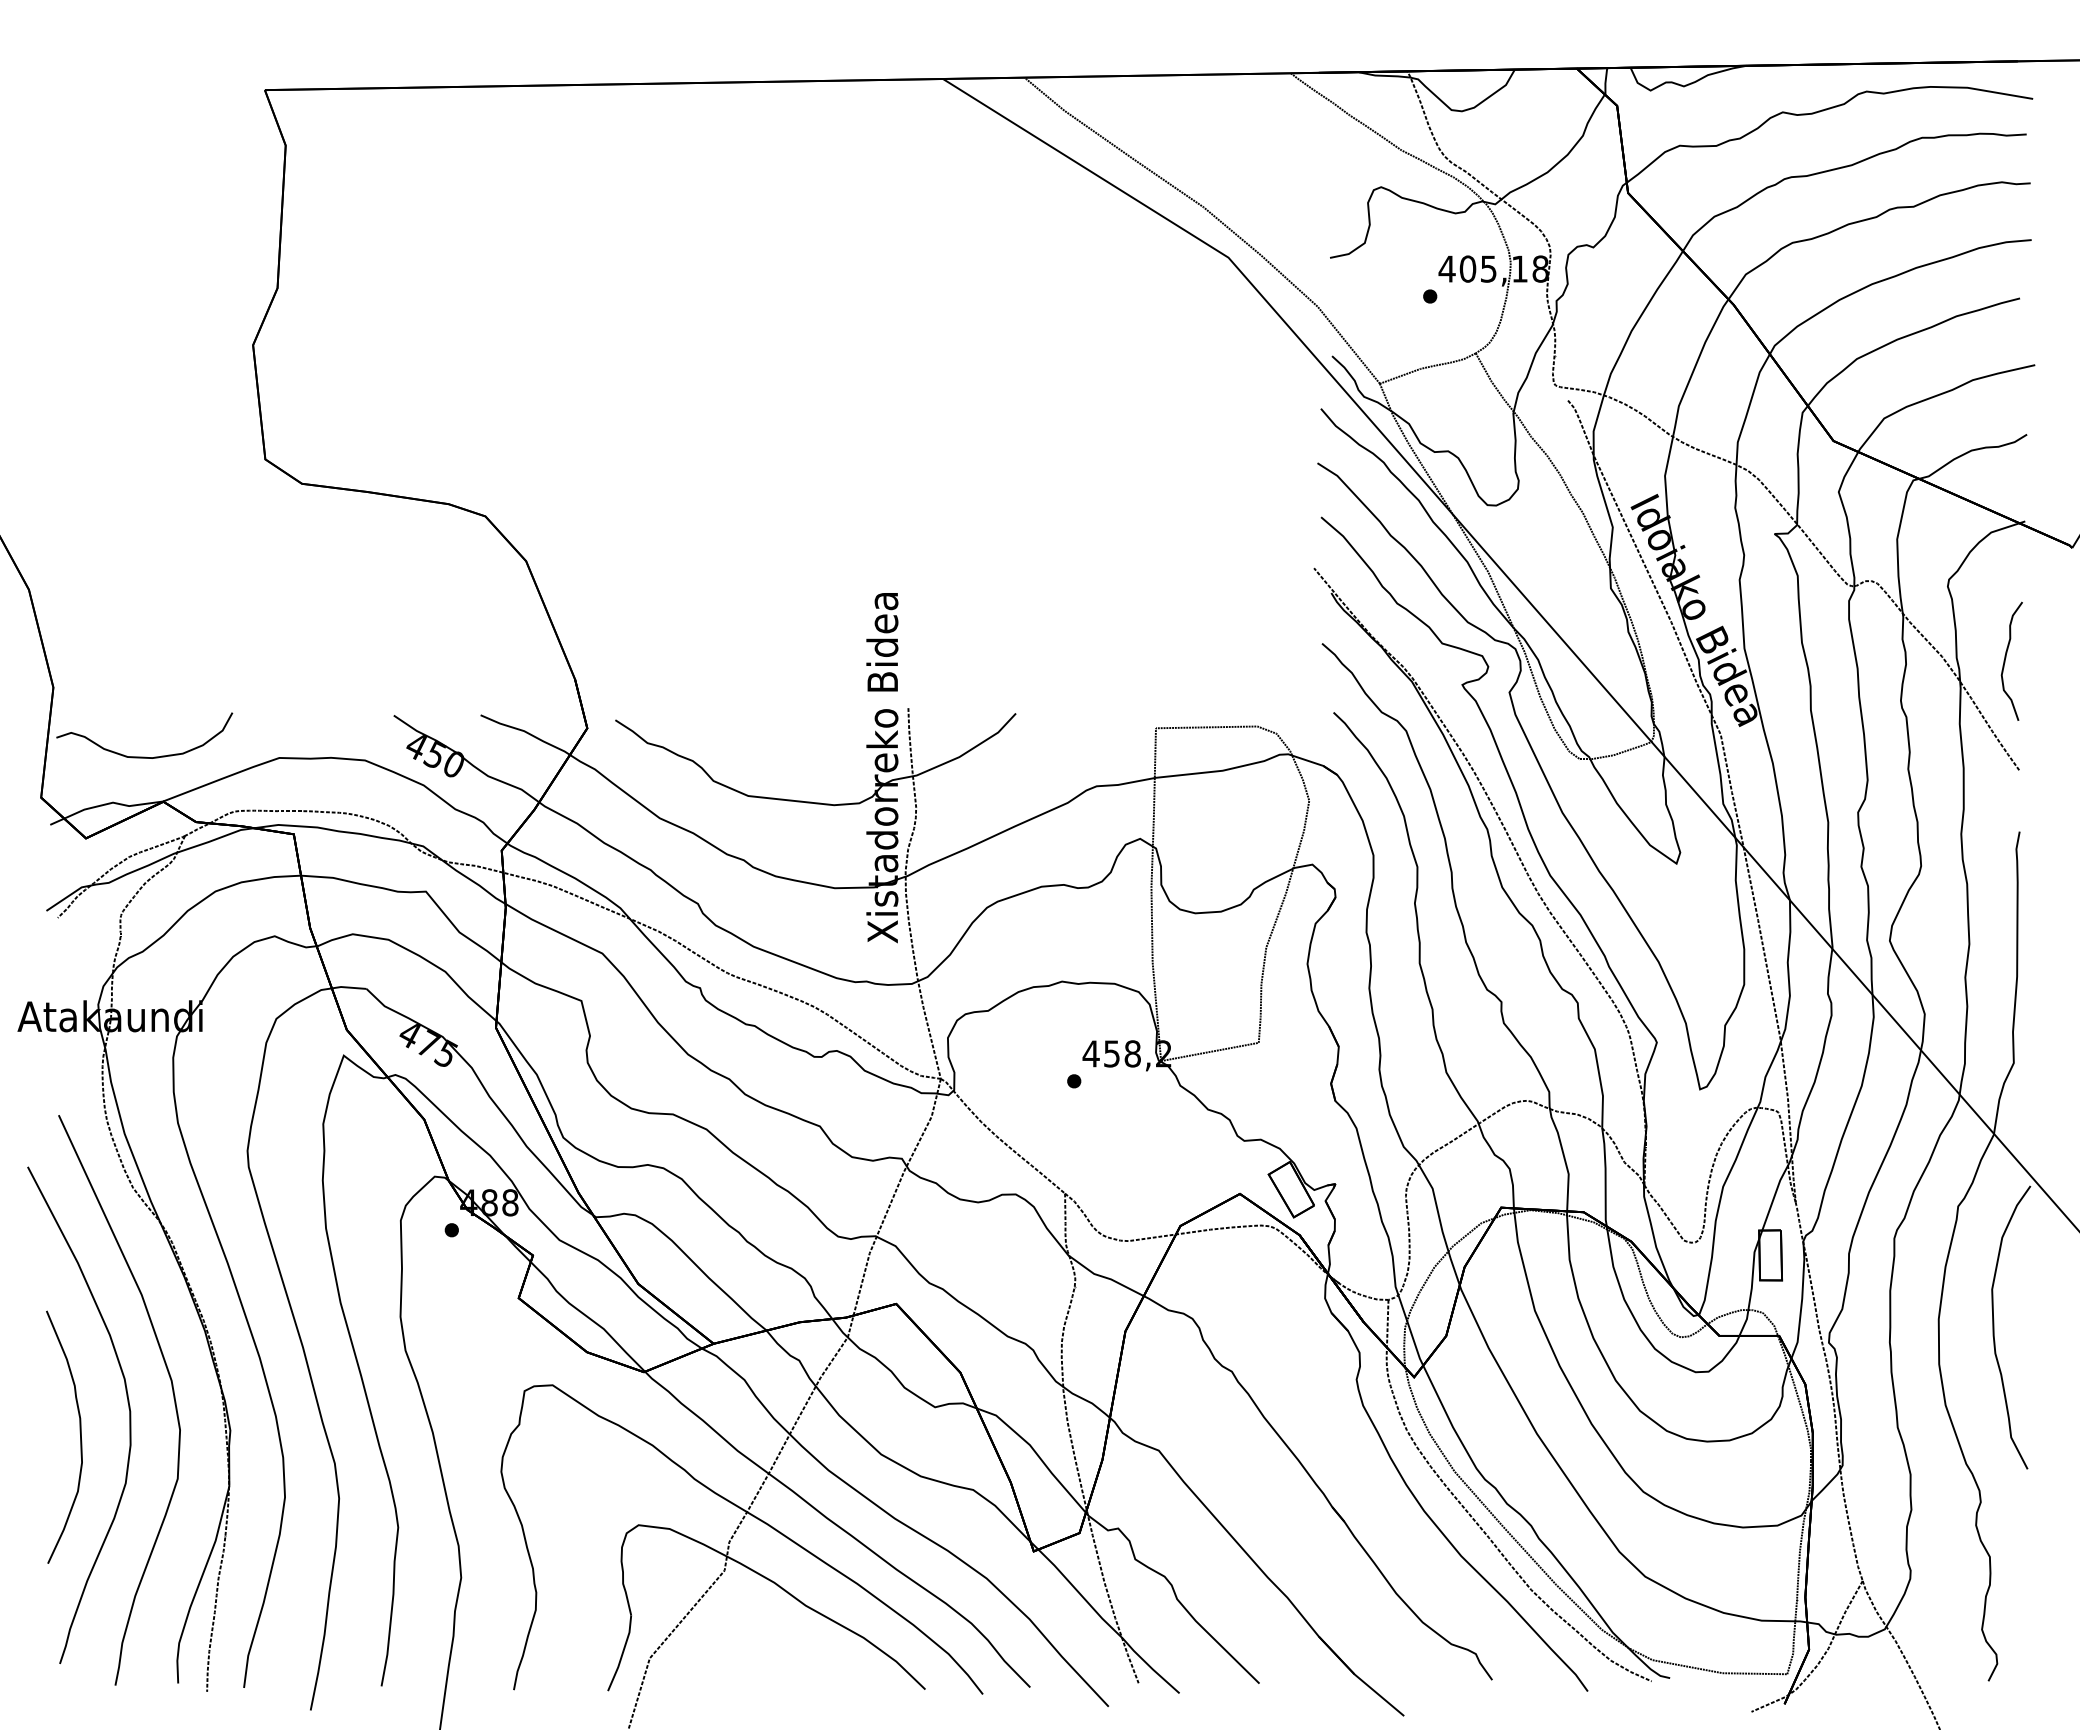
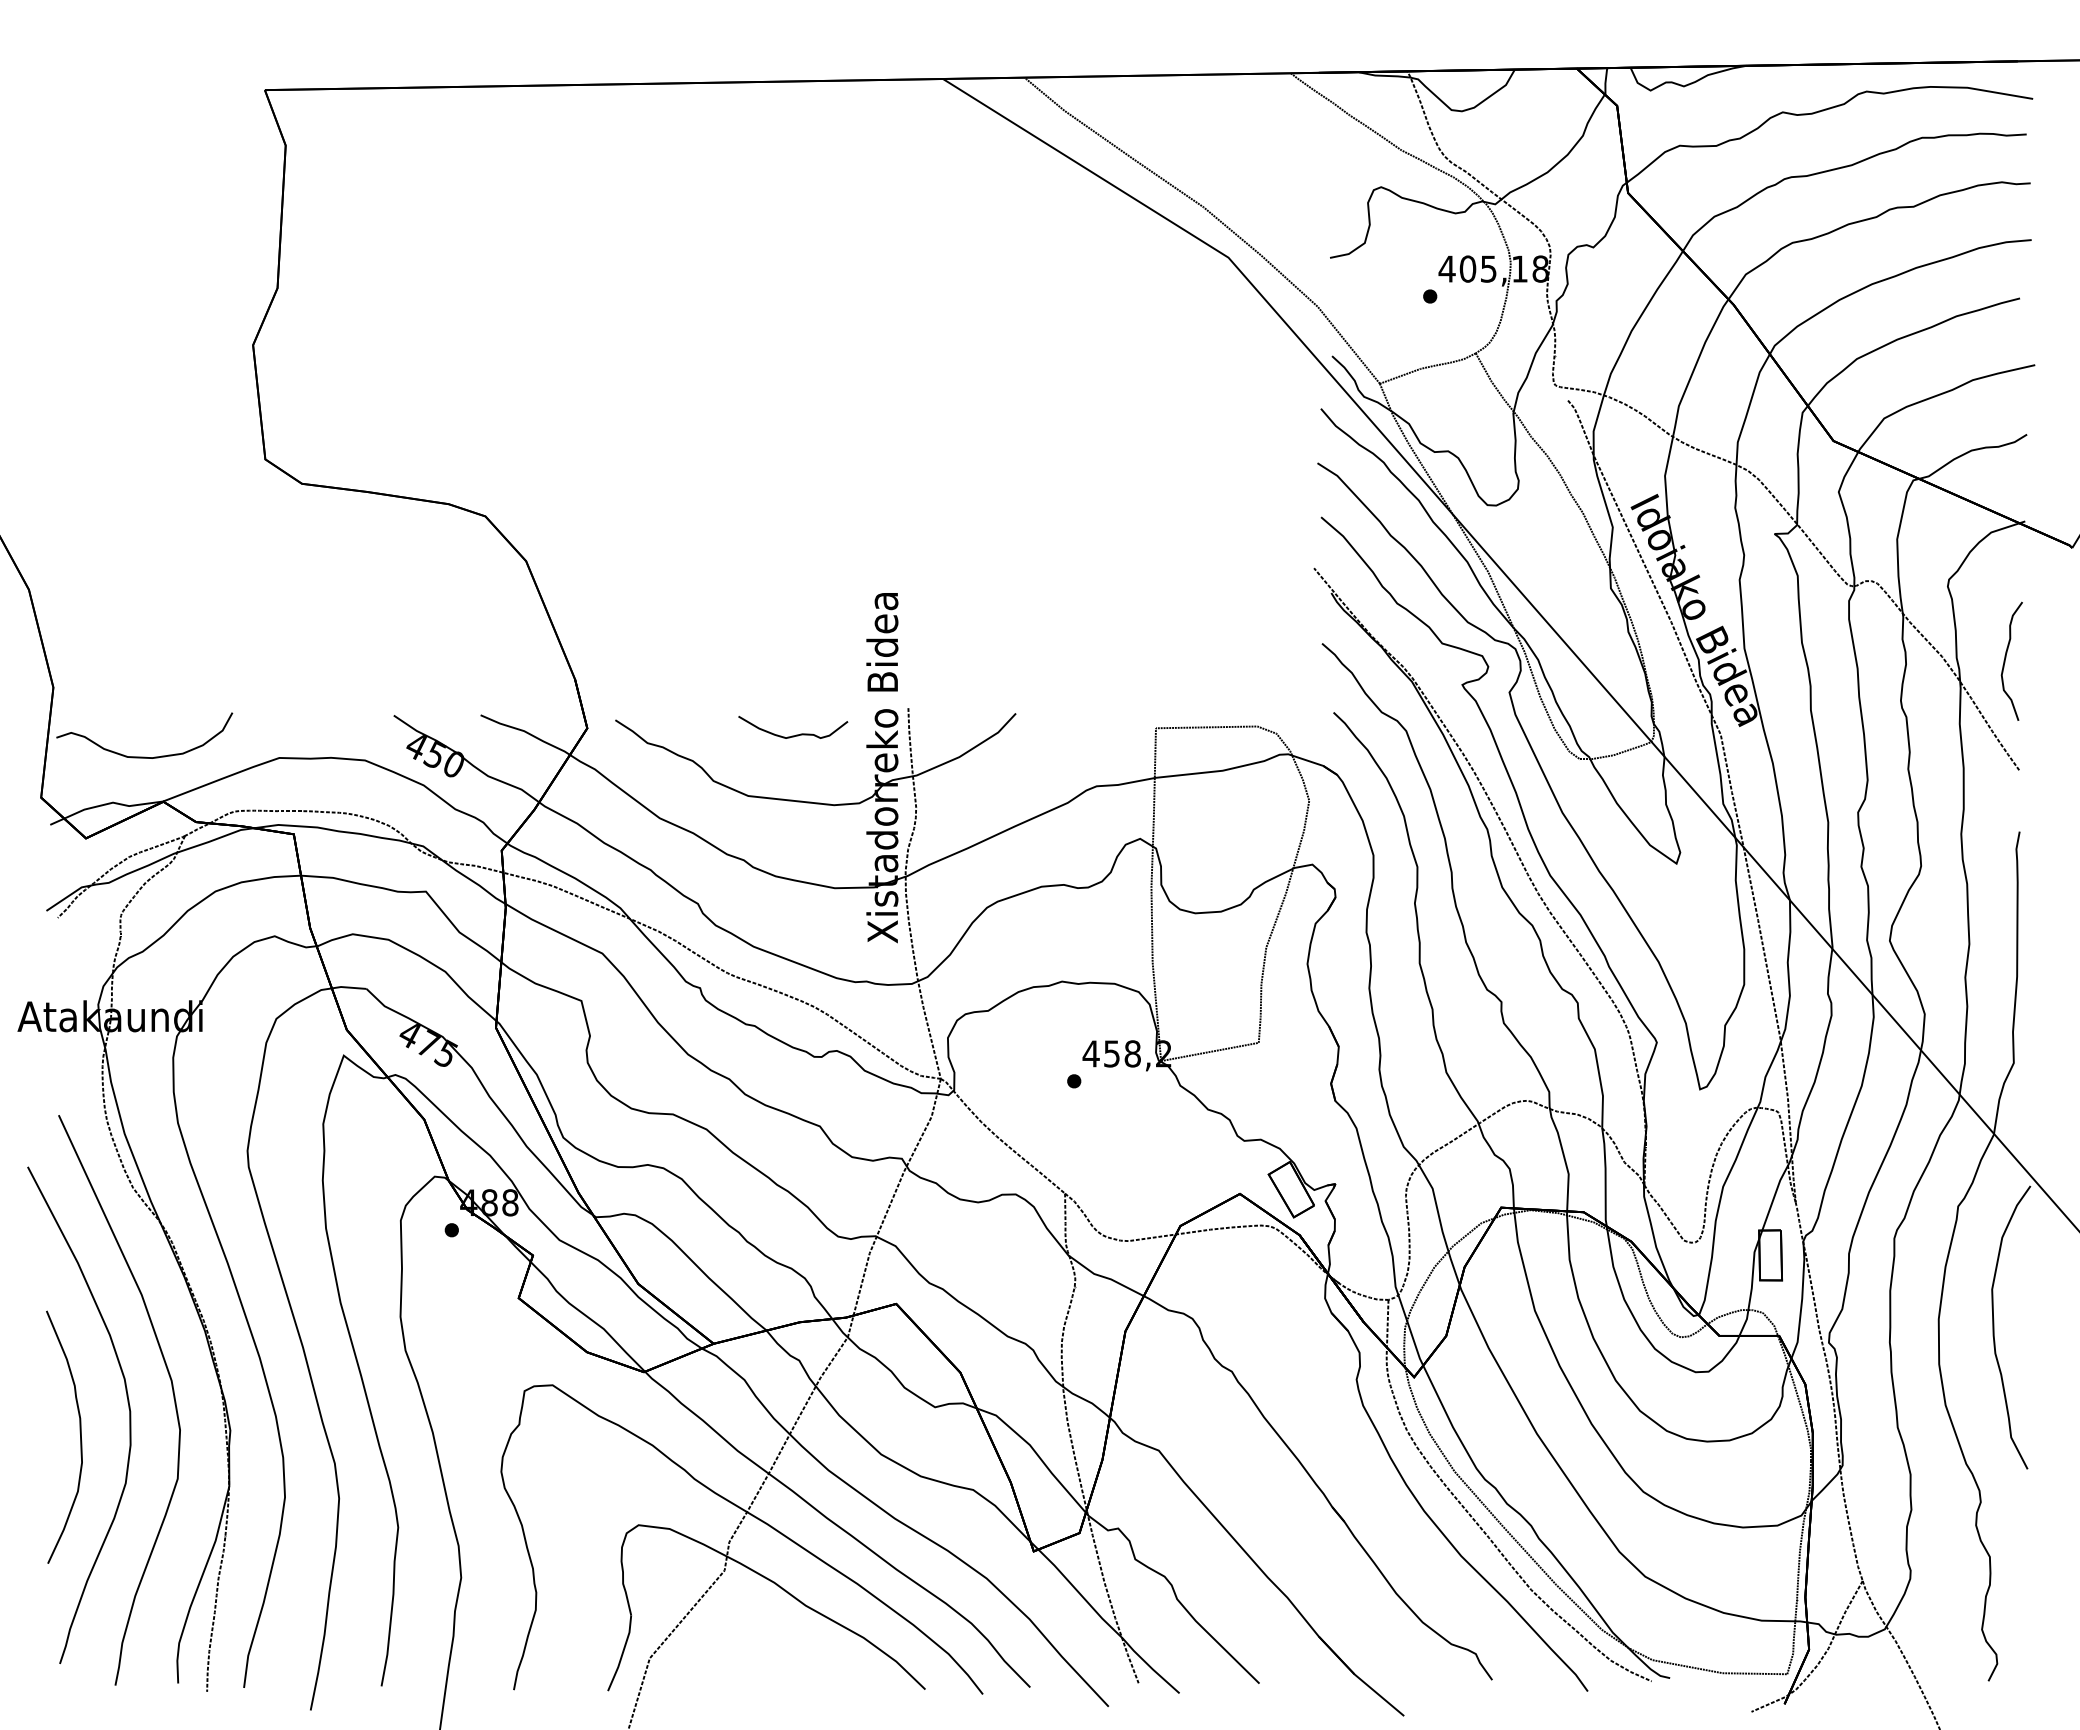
curve: none -> present (796, 734)
